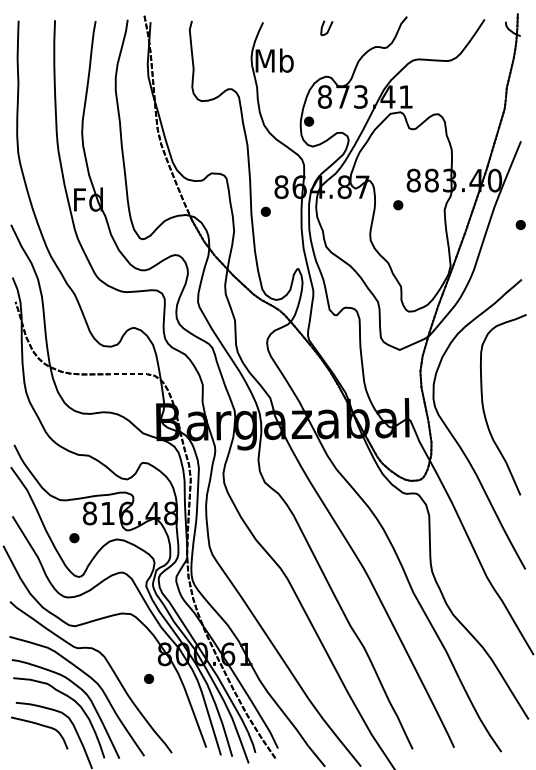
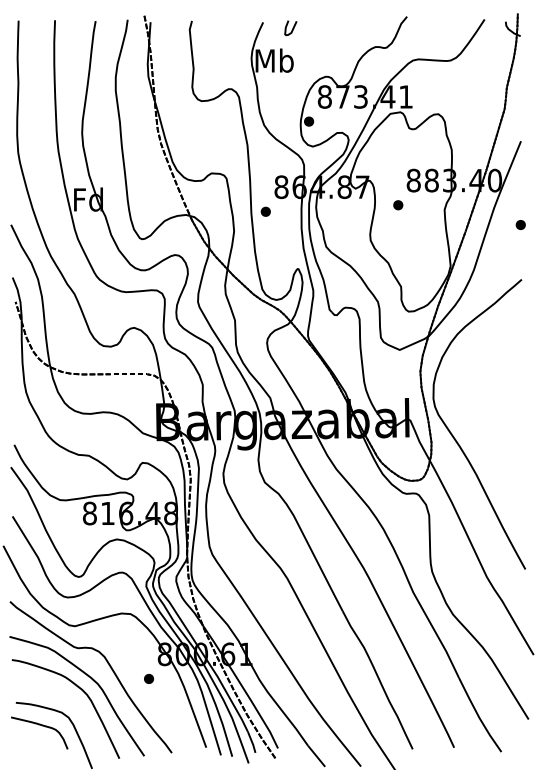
curve position: (328, 28) -> (292, 28) (292, 28)
part: present -> none (484, 408)
part: present -> none (74, 538)
curve: present -> none (70, 699)
